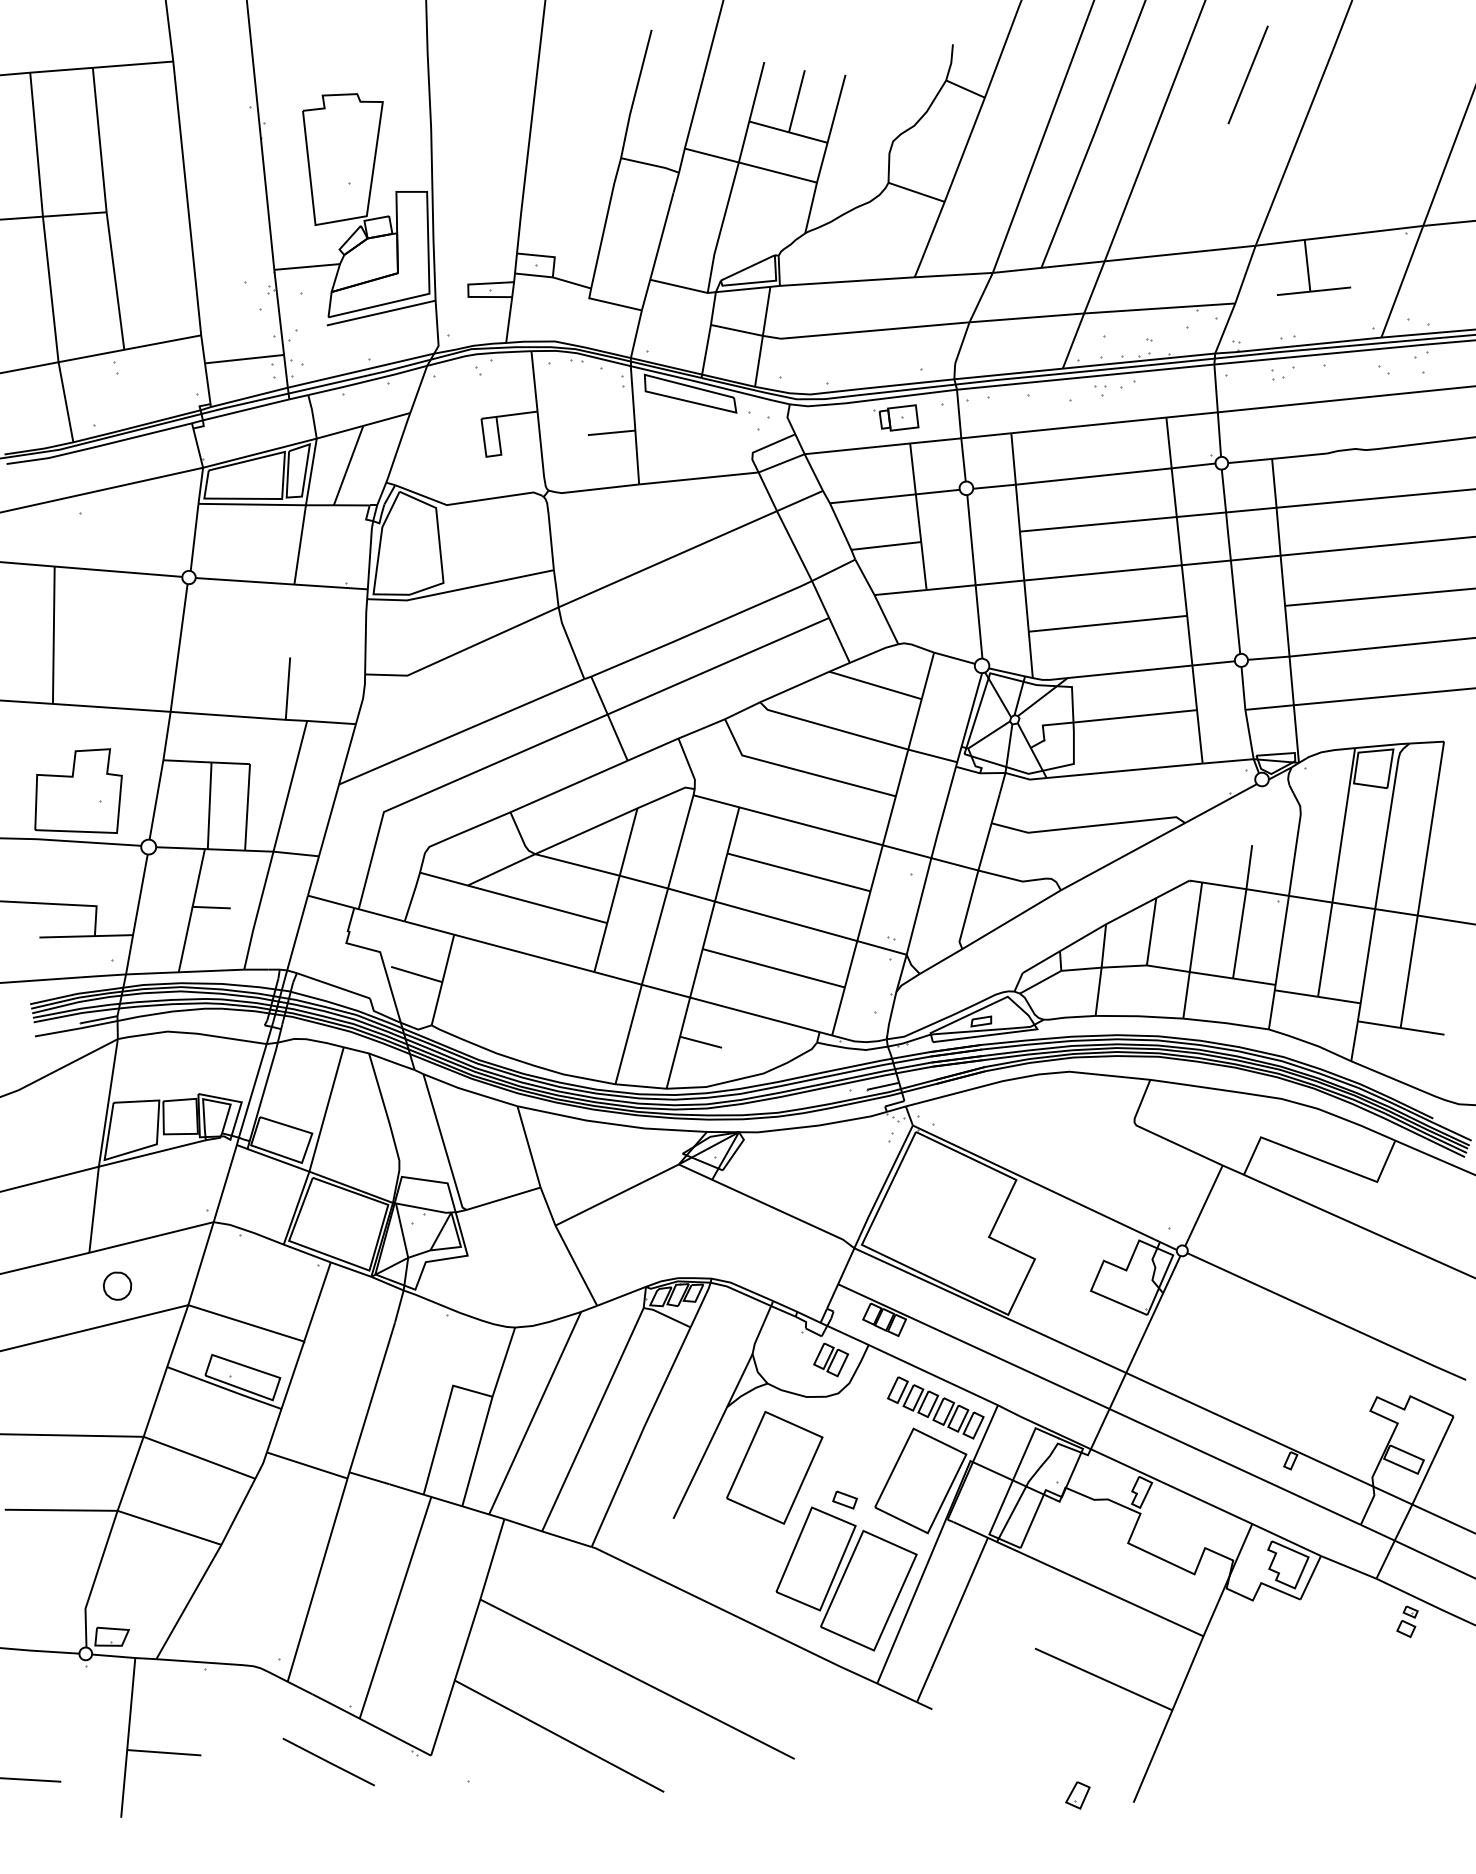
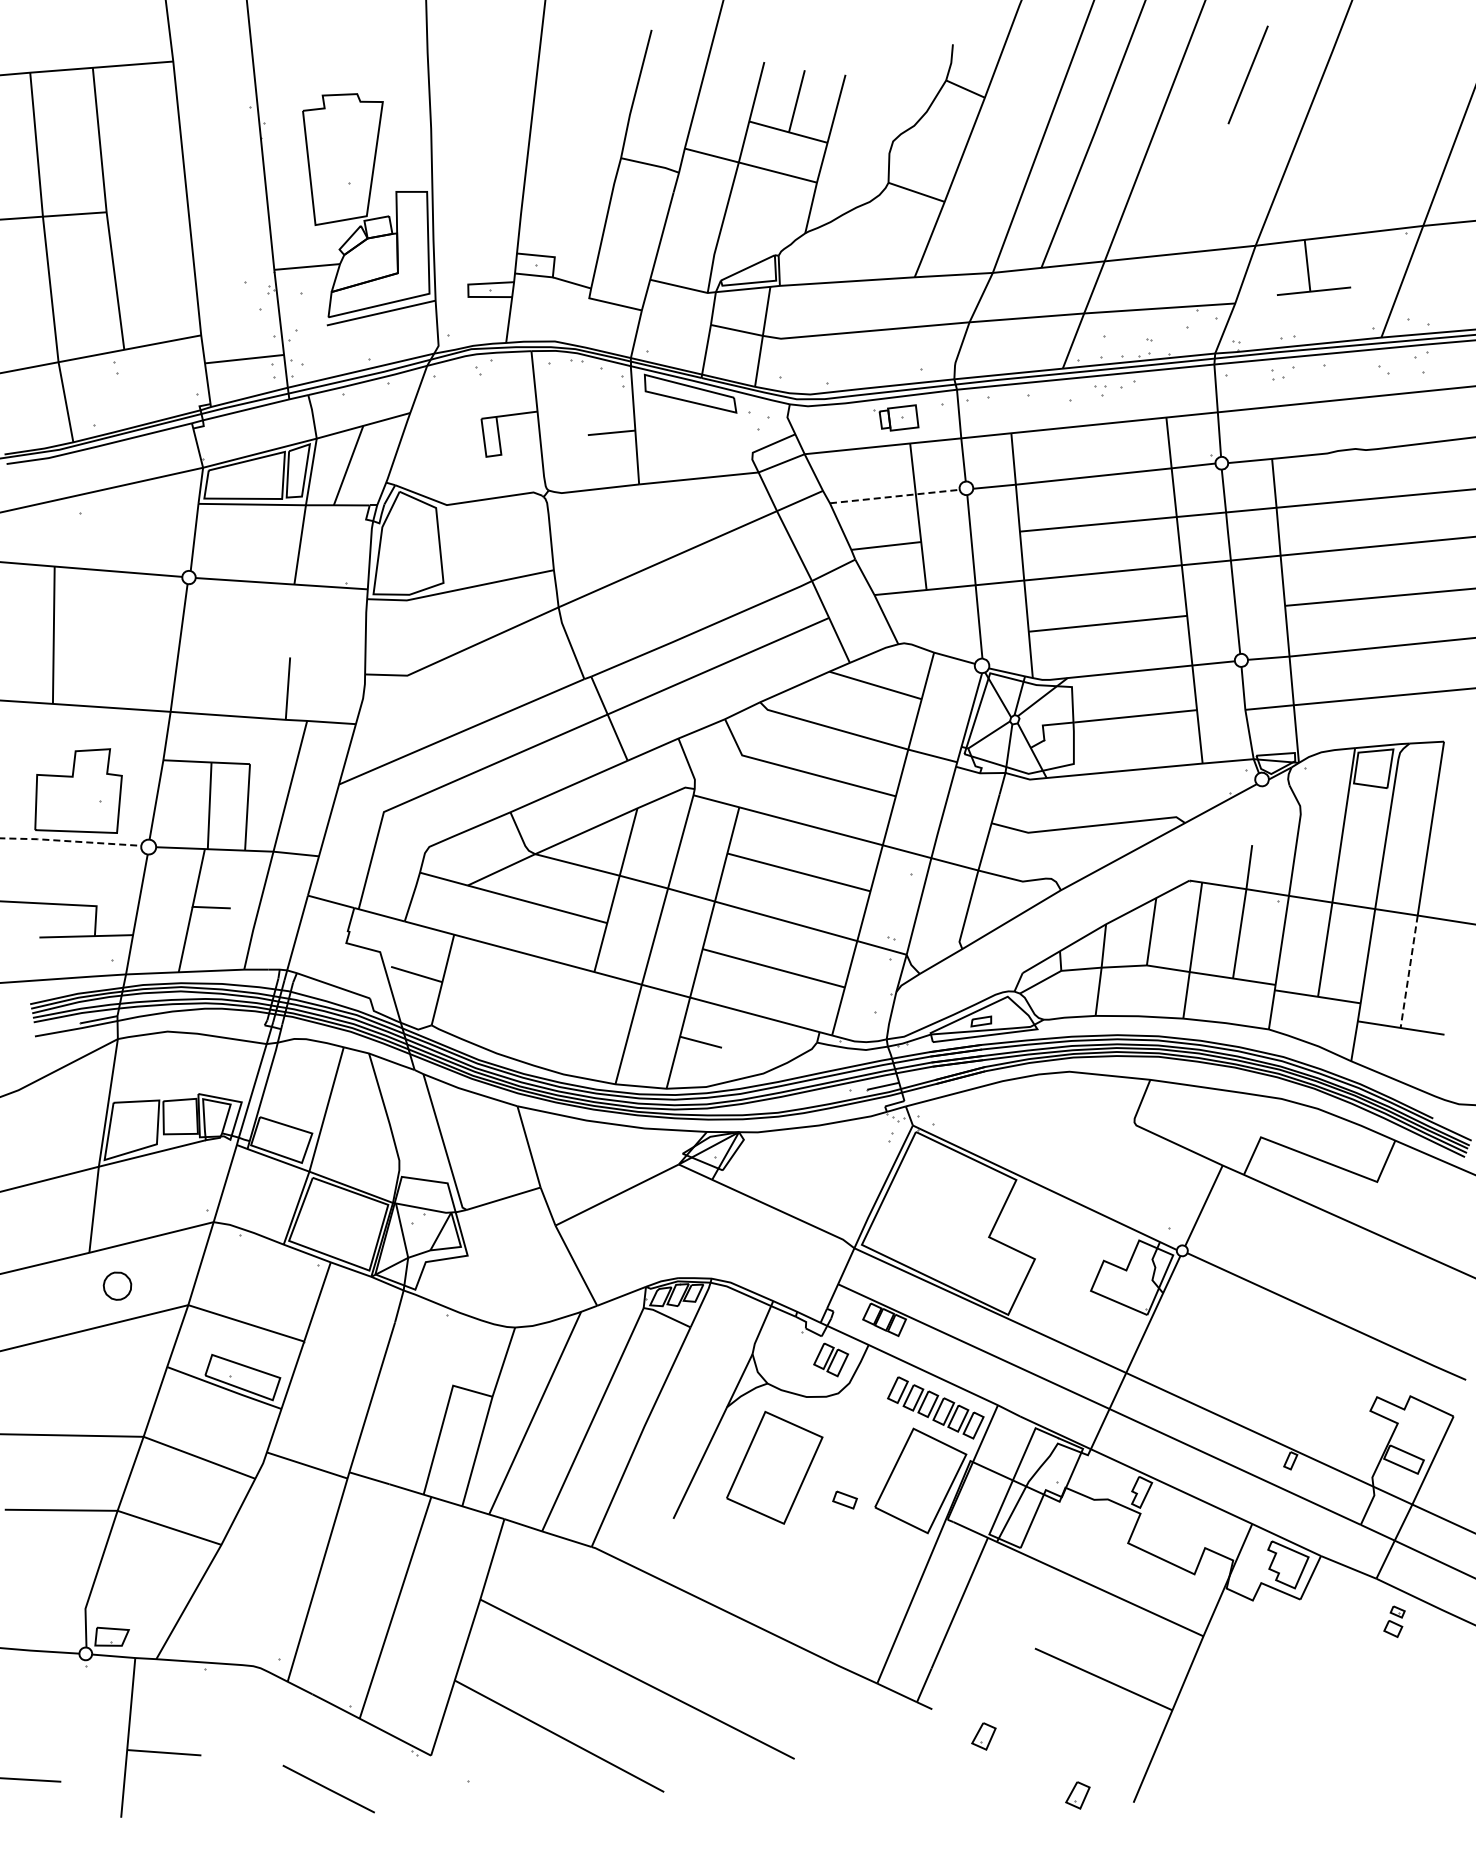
line: solid -> dashed (896, 496)
line: solid -> dashed (70, 841)
line: solid -> dashed (1409, 971)
part: present -> none (846, 1578)
part position: (1407, 1621) -> (1394, 1621) (1394, 1621)
part: none -> present (983, 1736)
line position: (328, 1761) -> (328, 1788) (328, 1788)
